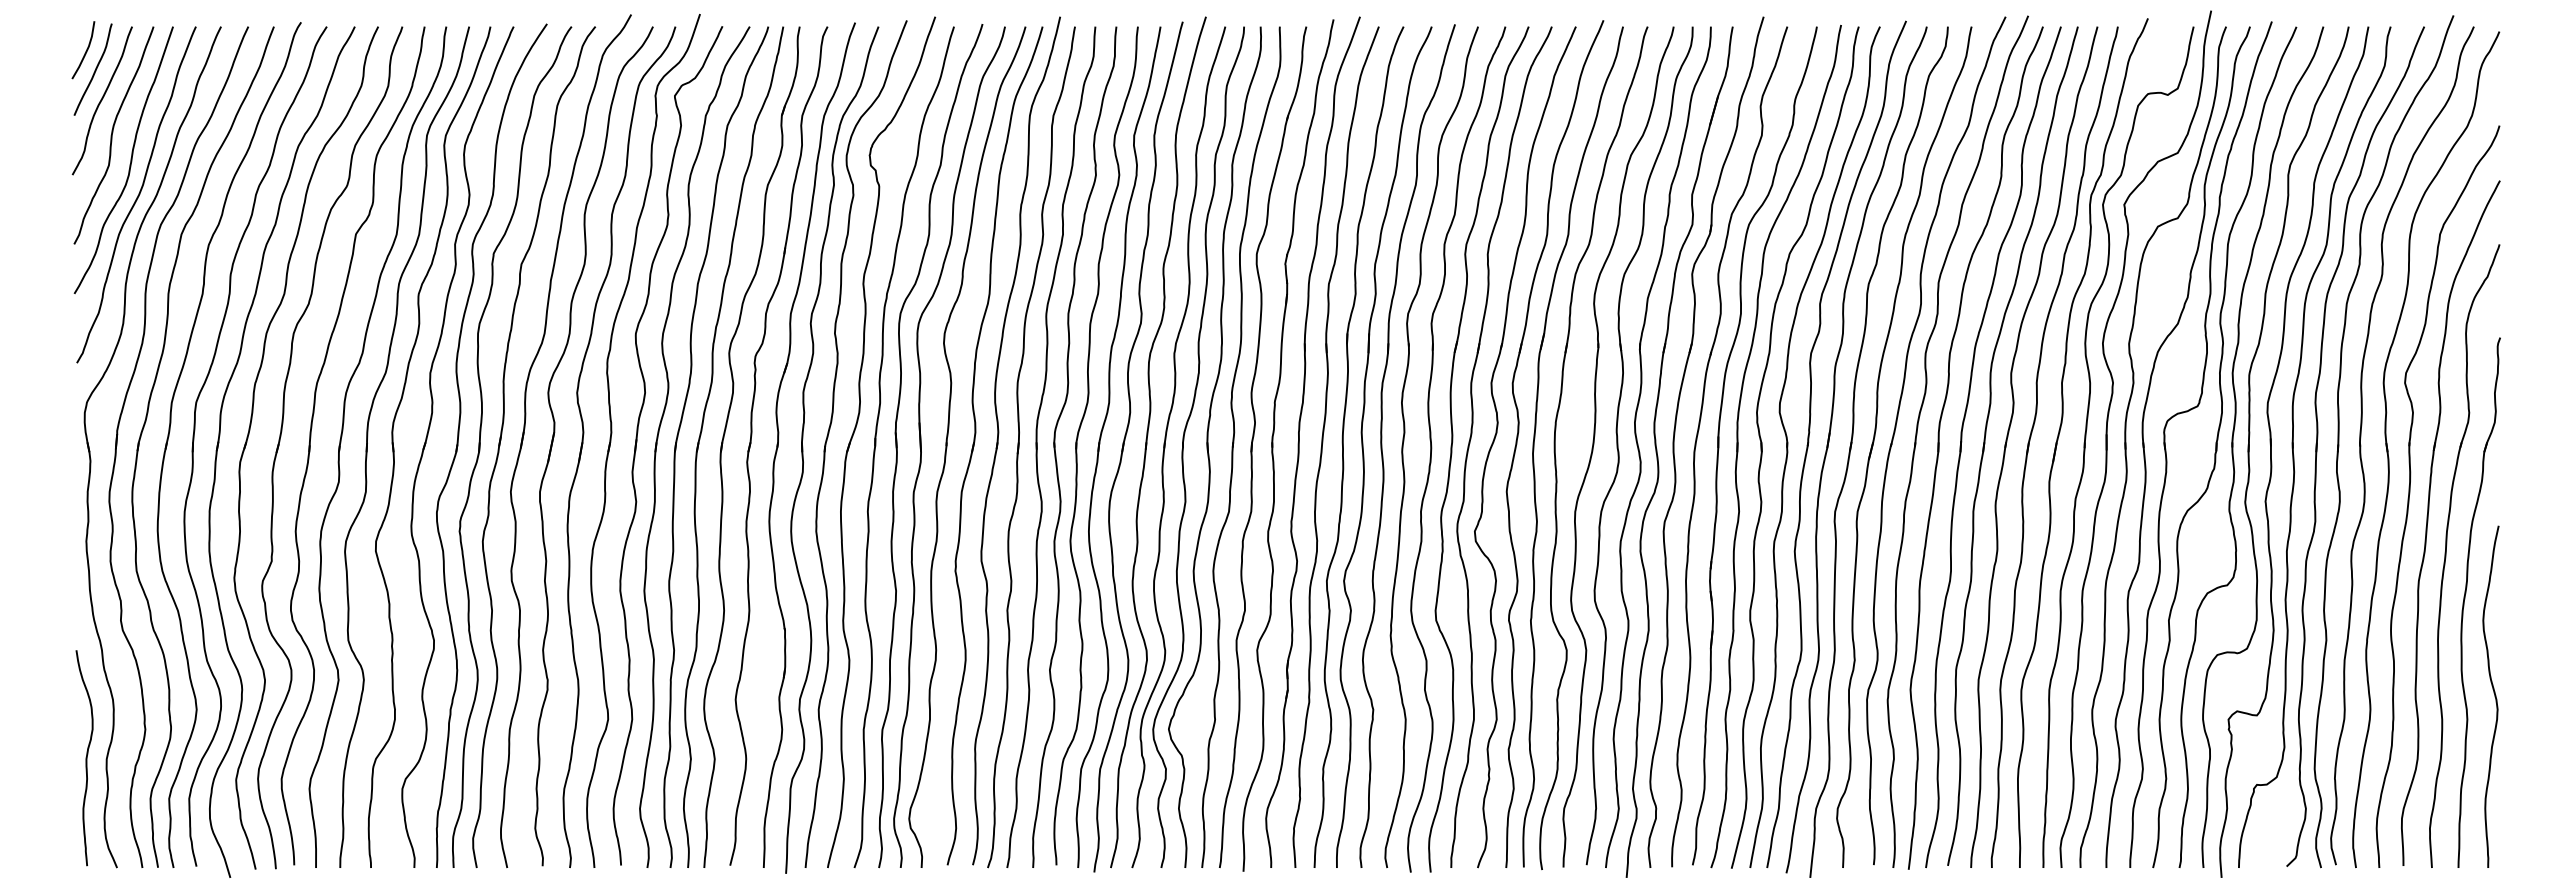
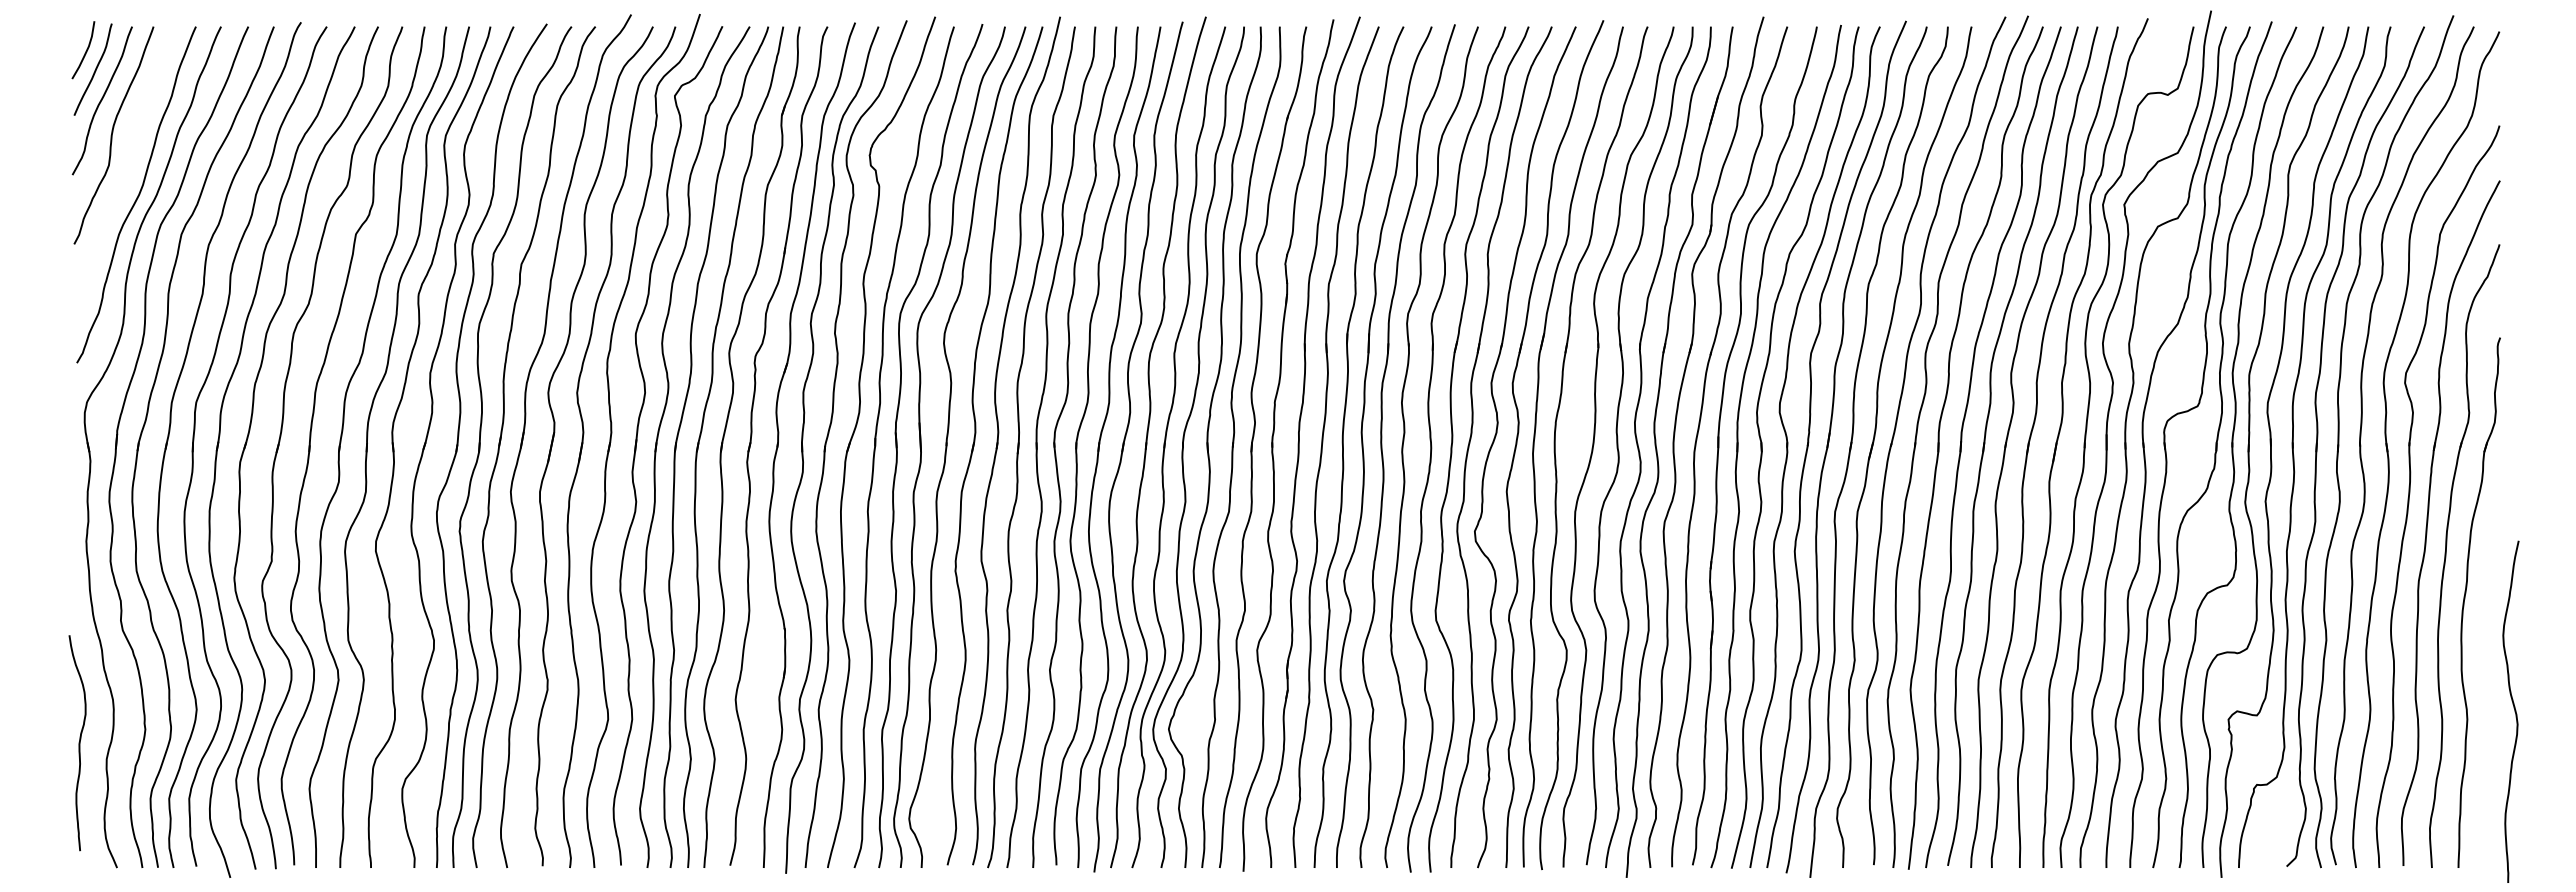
curve: present -> none (130, 160)
curve position: (2494, 696) -> (2514, 711) (2514, 711)
curve position: (85, 758) -> (78, 743) (78, 743)
